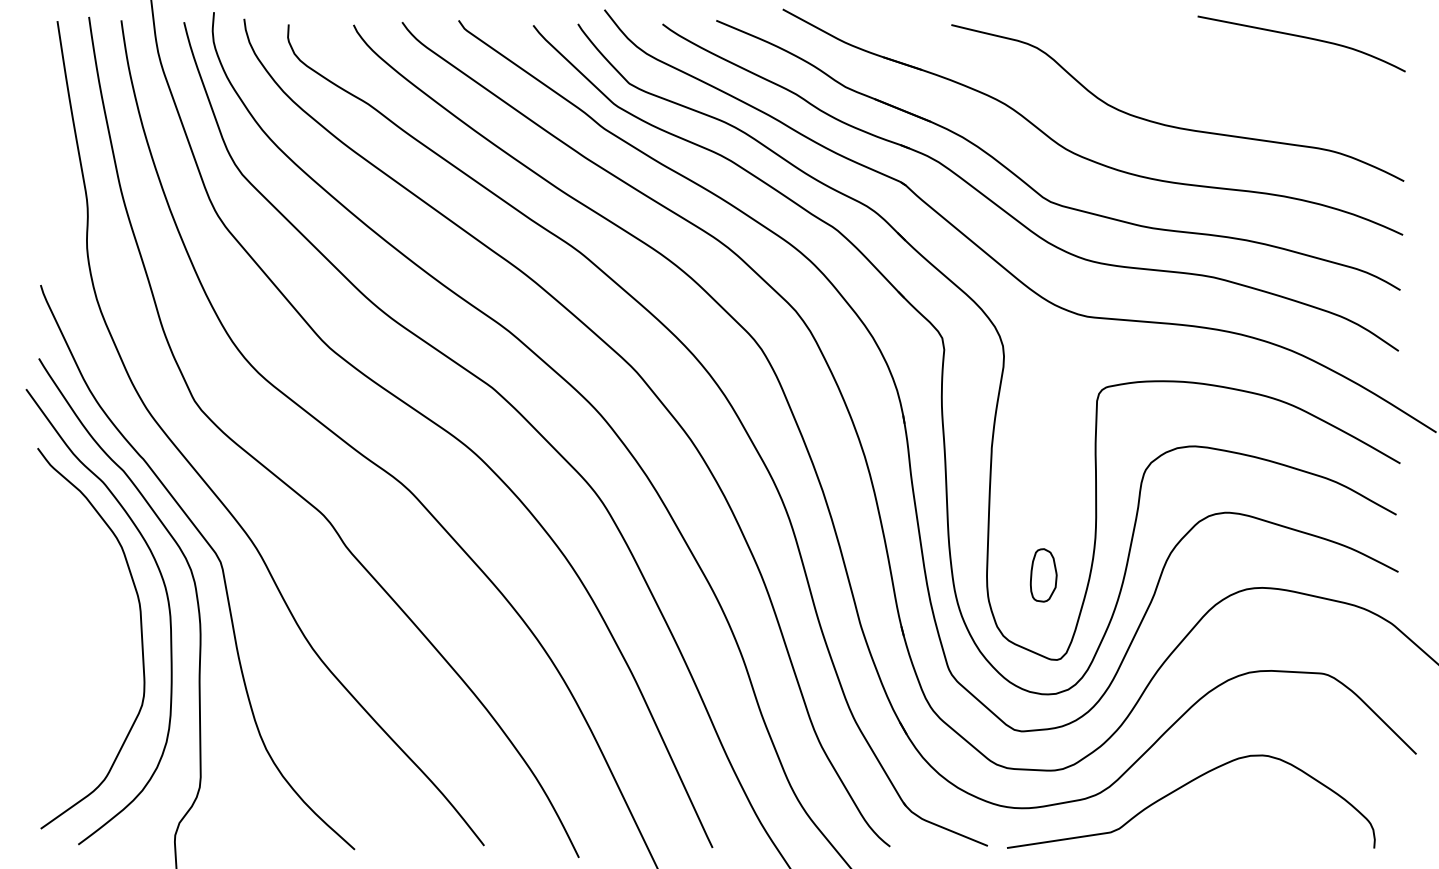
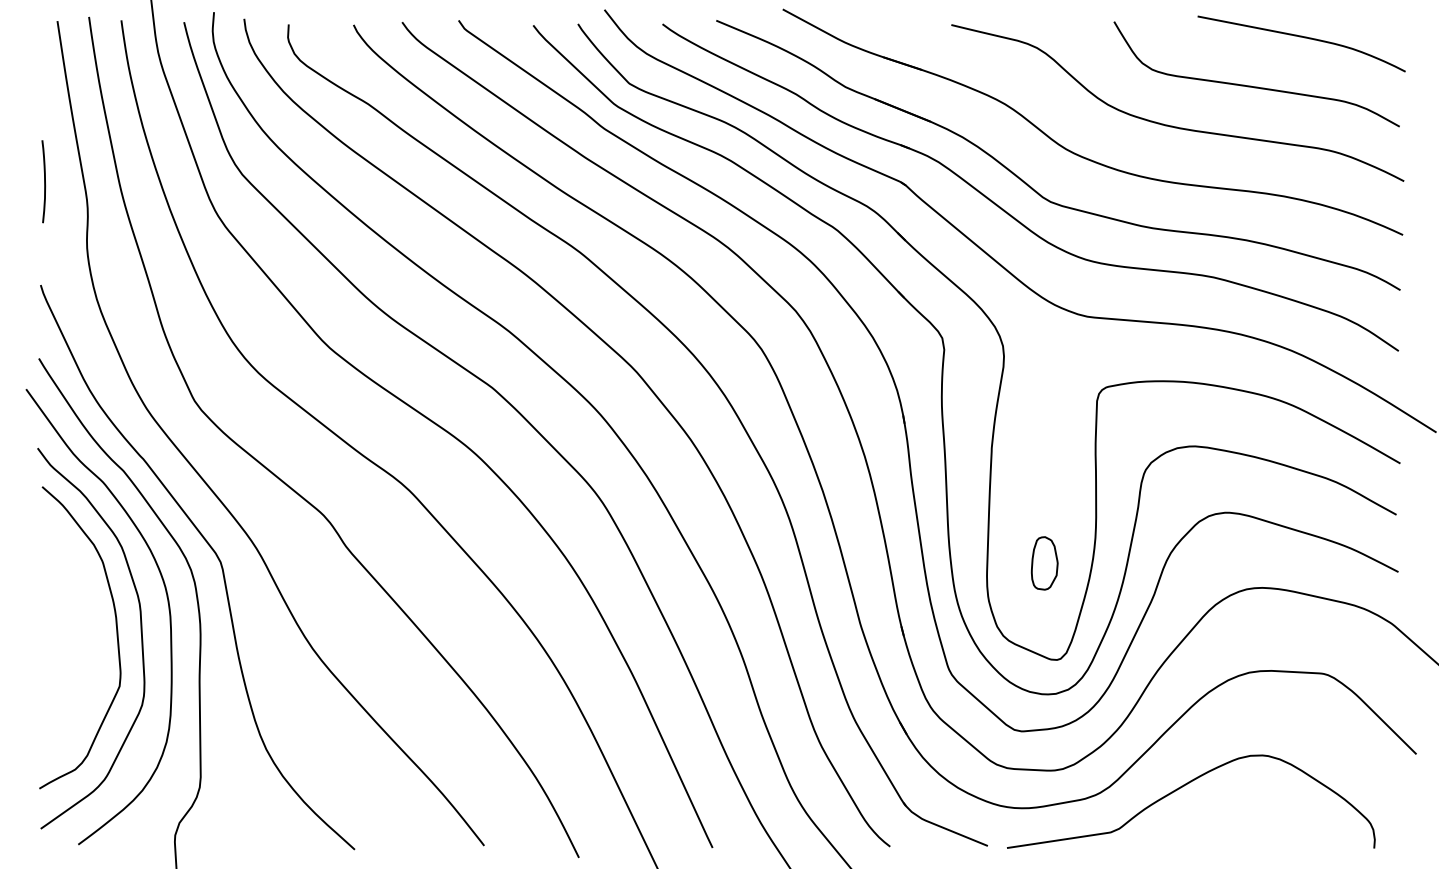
curve: none -> present (1256, 86)
curve: none -> present (44, 181)
part position: (1043, 575) -> (1044, 563) (1044, 563)
curve: none -> present (116, 637)
